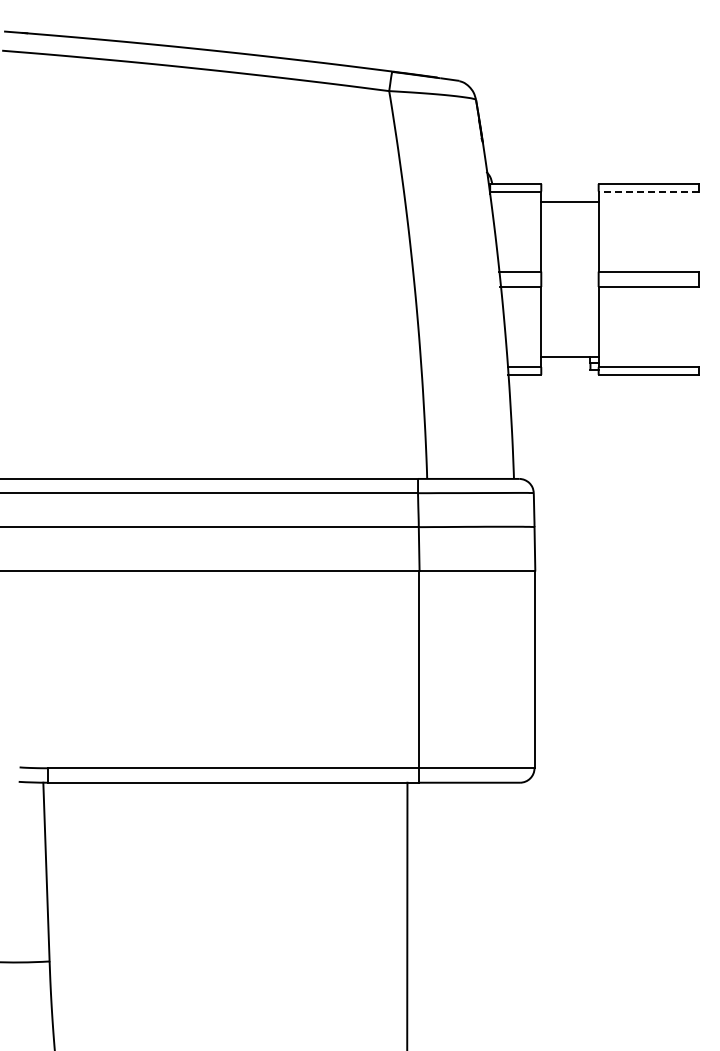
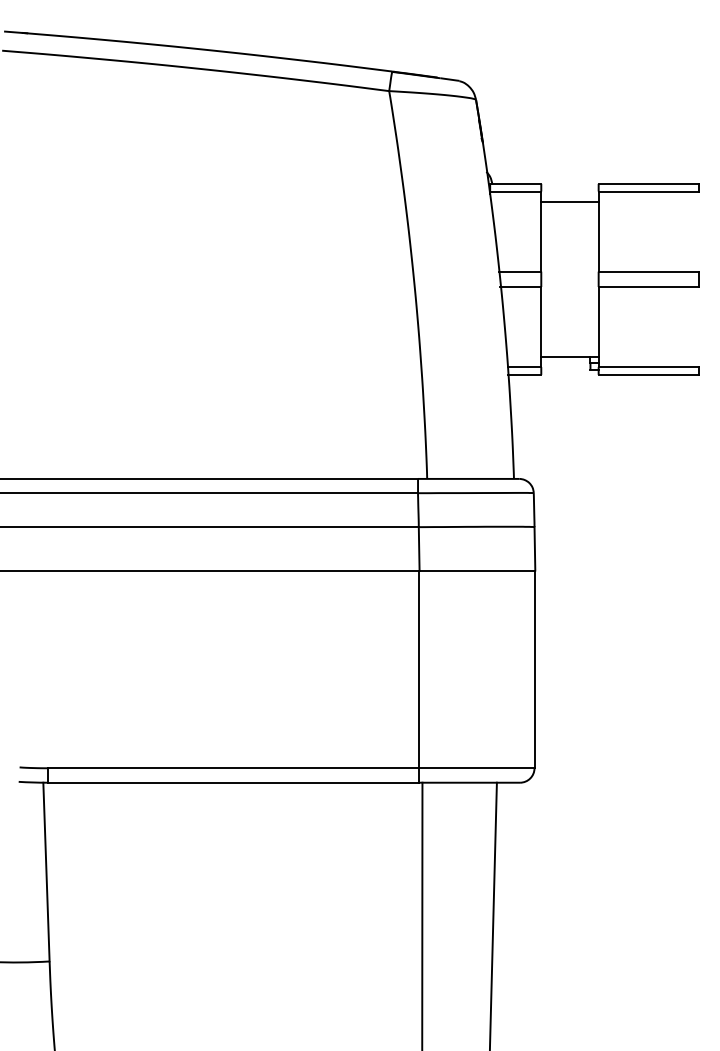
line: dashed -> solid (648, 191)
line position: (407, 914) -> (422, 914) (422, 914)
line: none -> present (492, 914)
